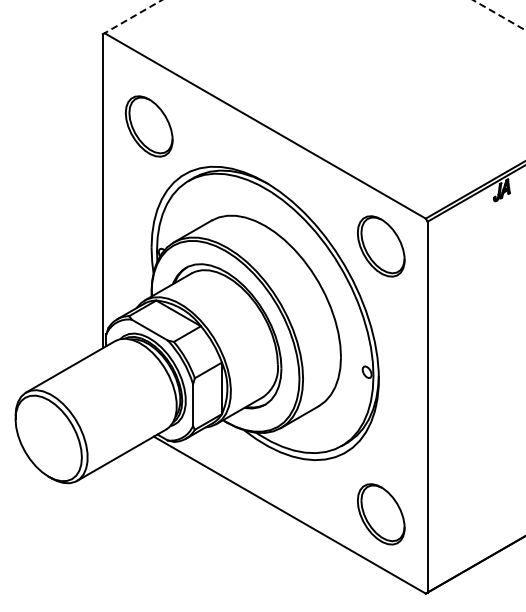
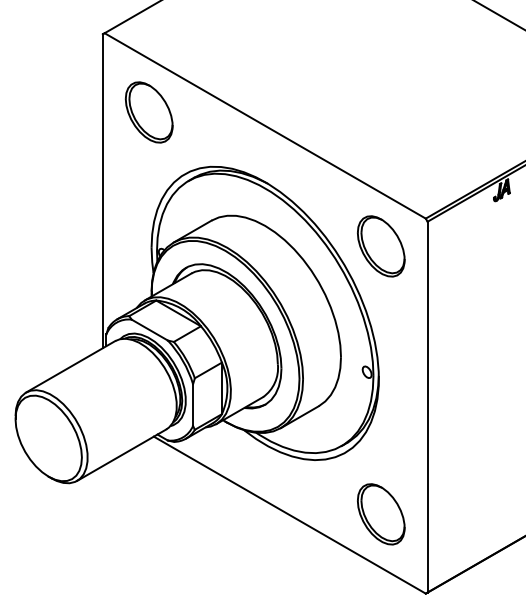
line: dashed -> solid (499, 15)
line: dashed -> solid (133, 16)
part position: (148, 126) -> (148, 112) (148, 112)
